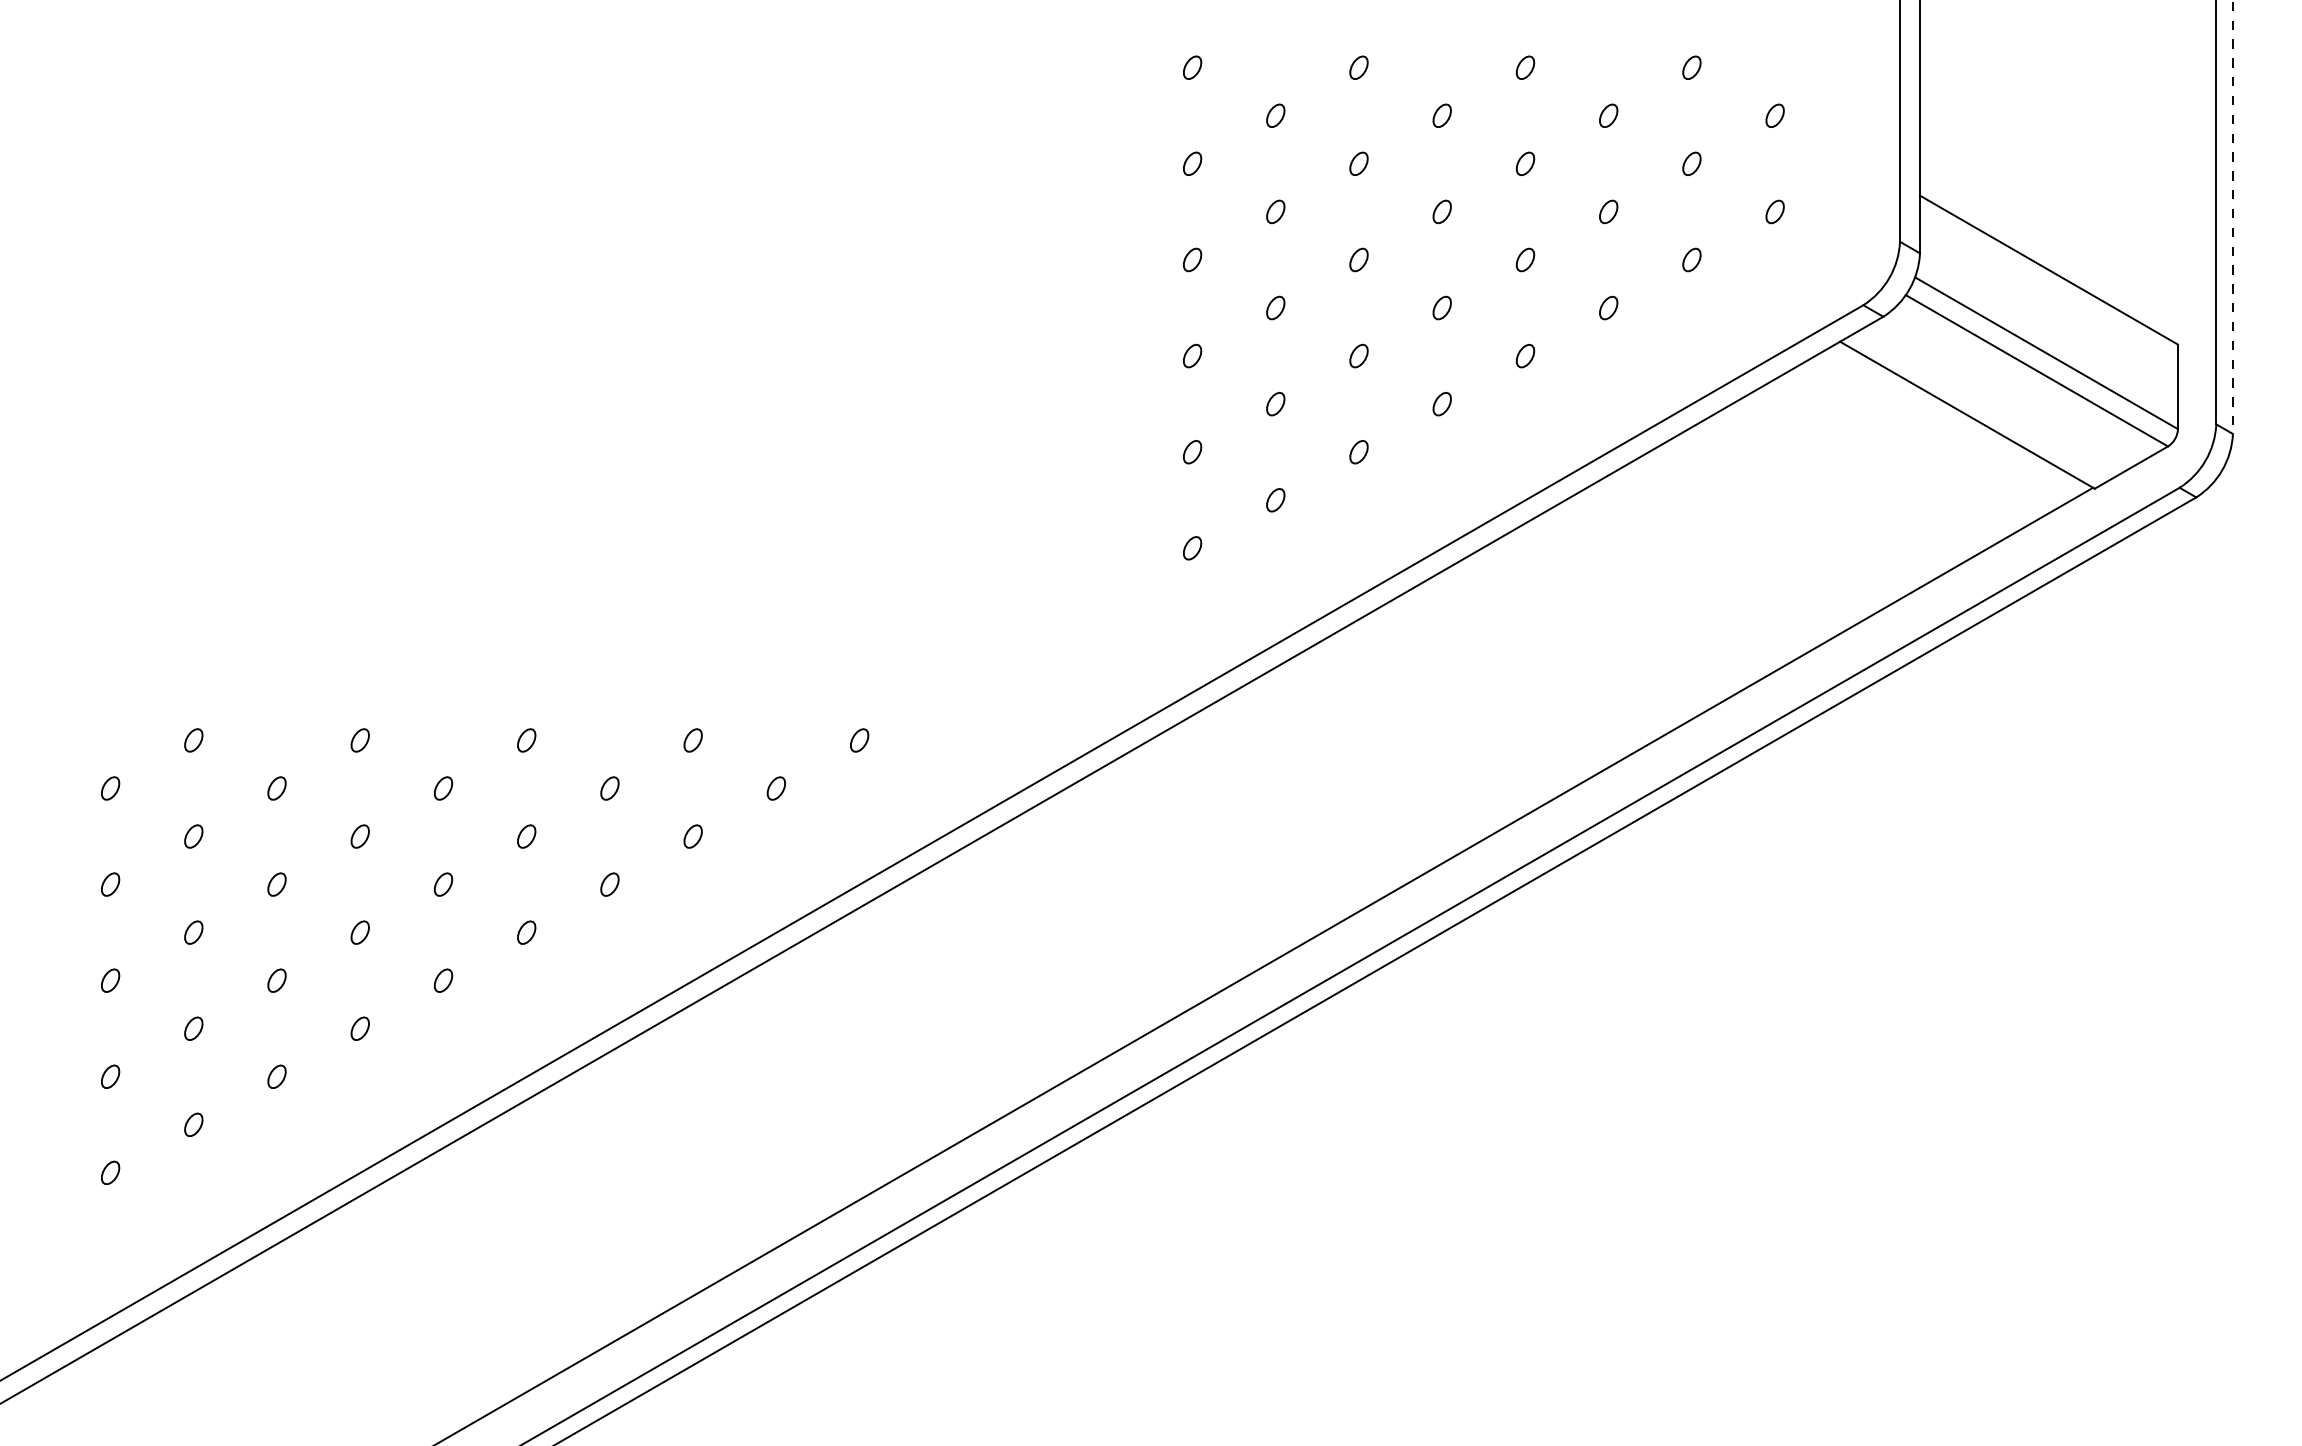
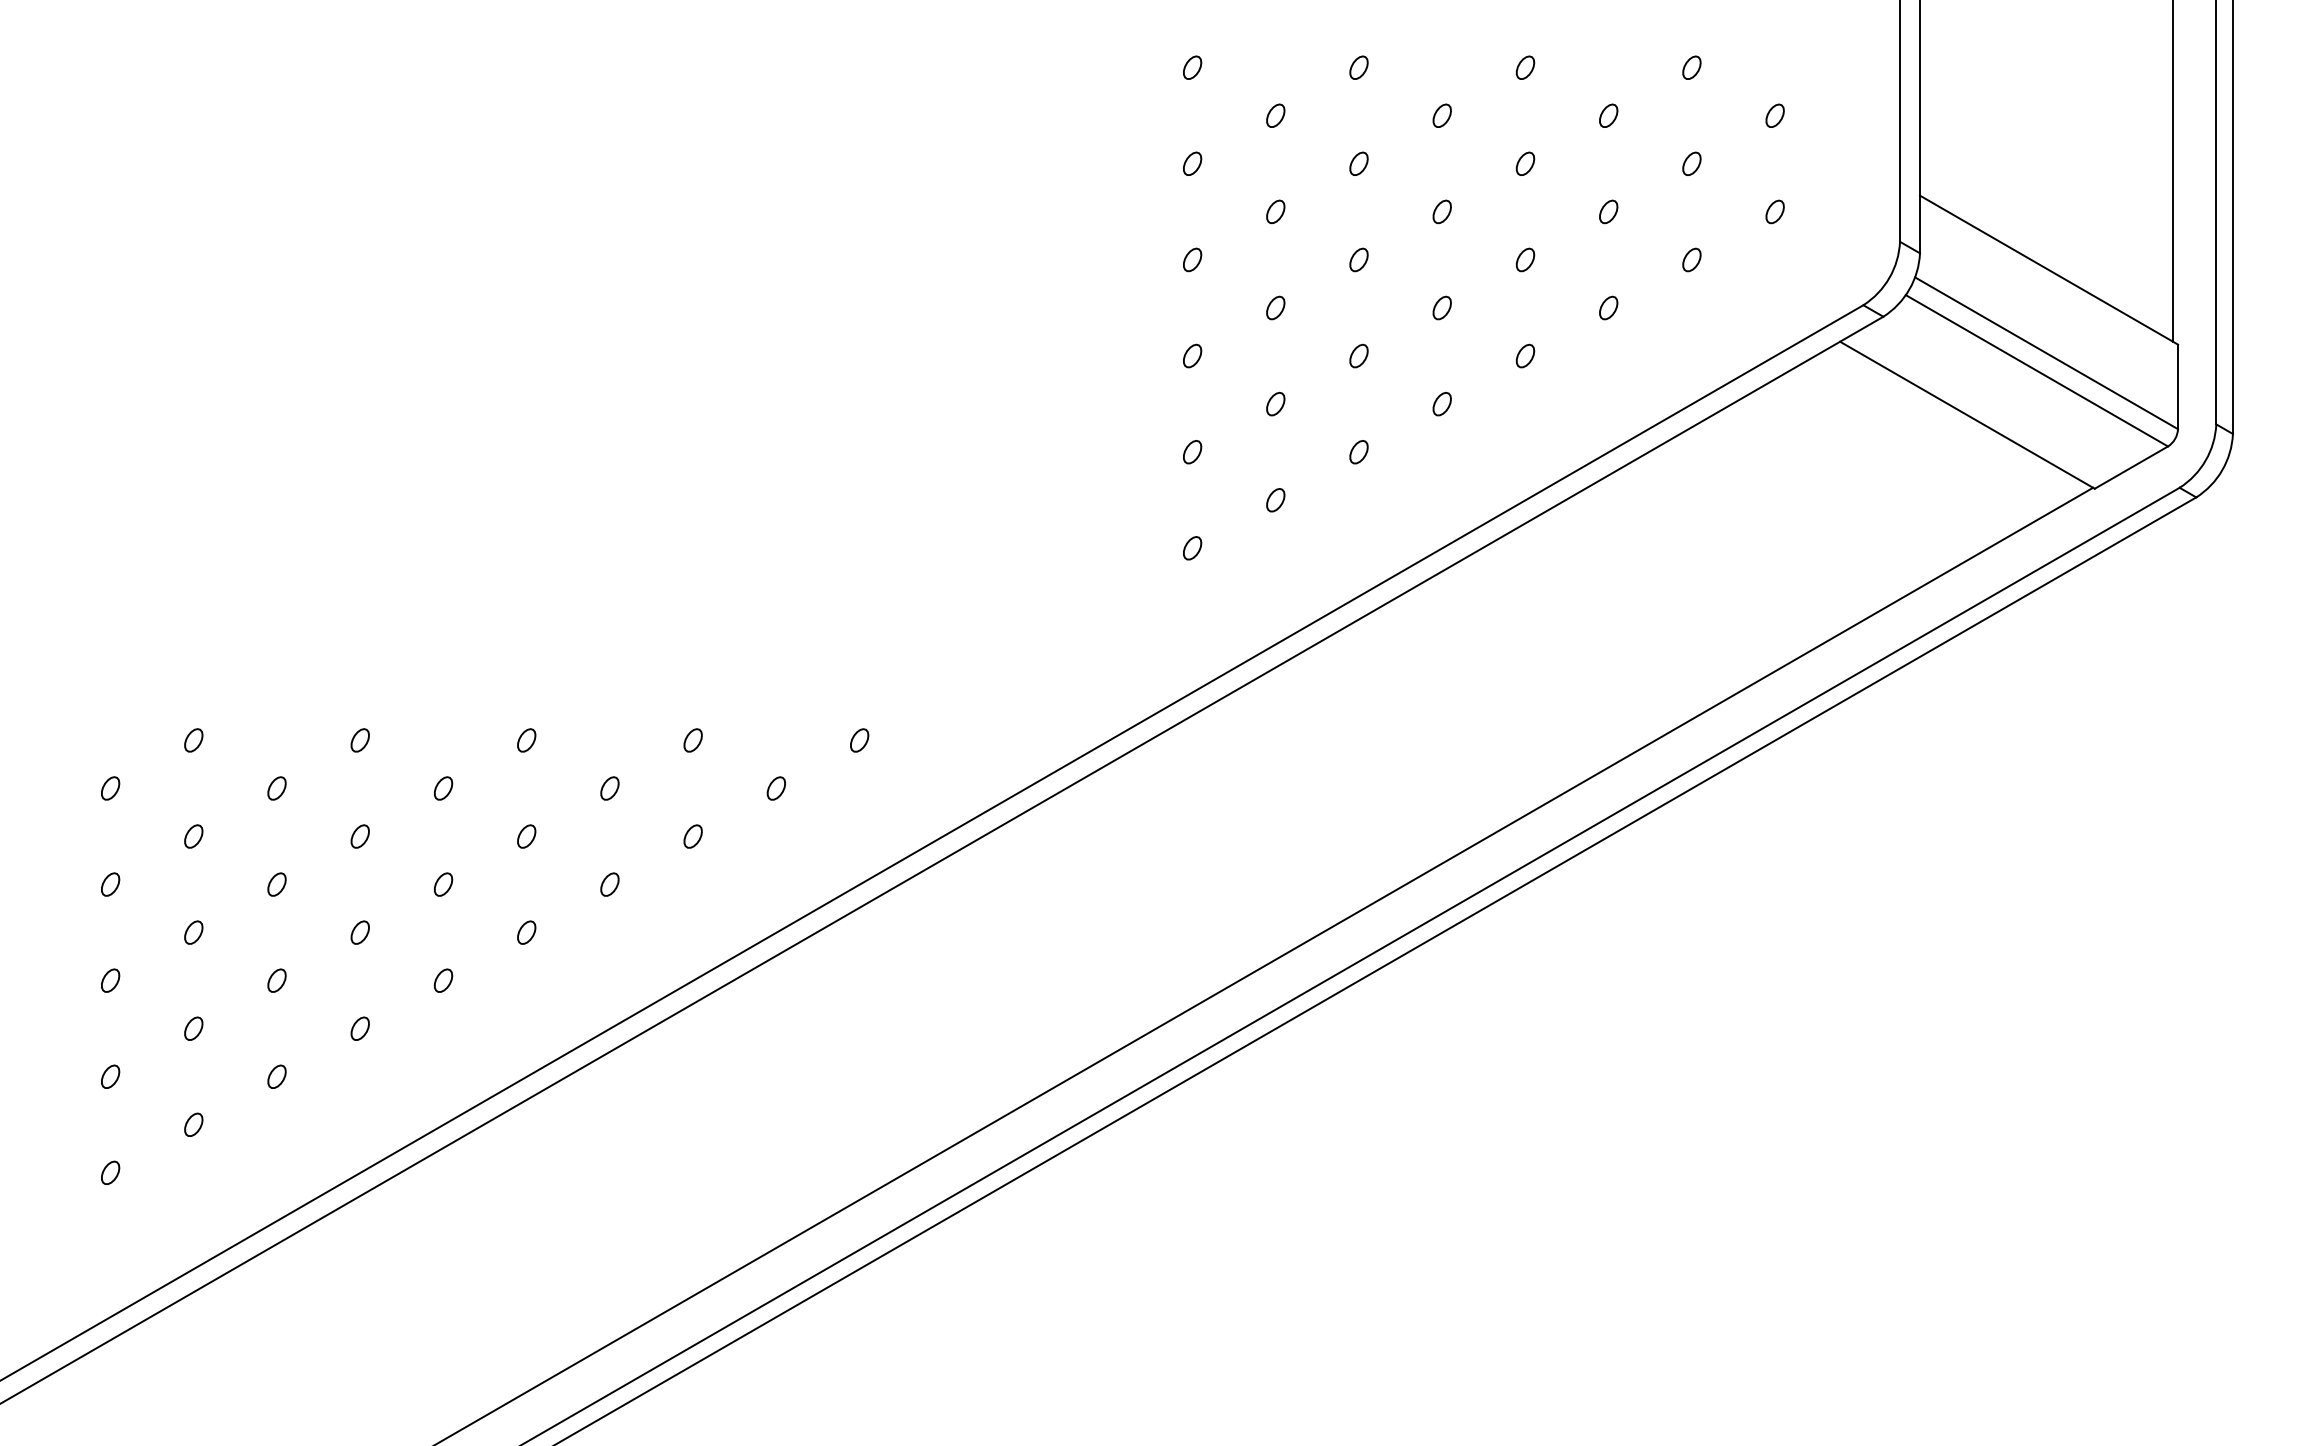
line: none -> present (2173, 171)
line: dashed -> solid (2232, 217)
